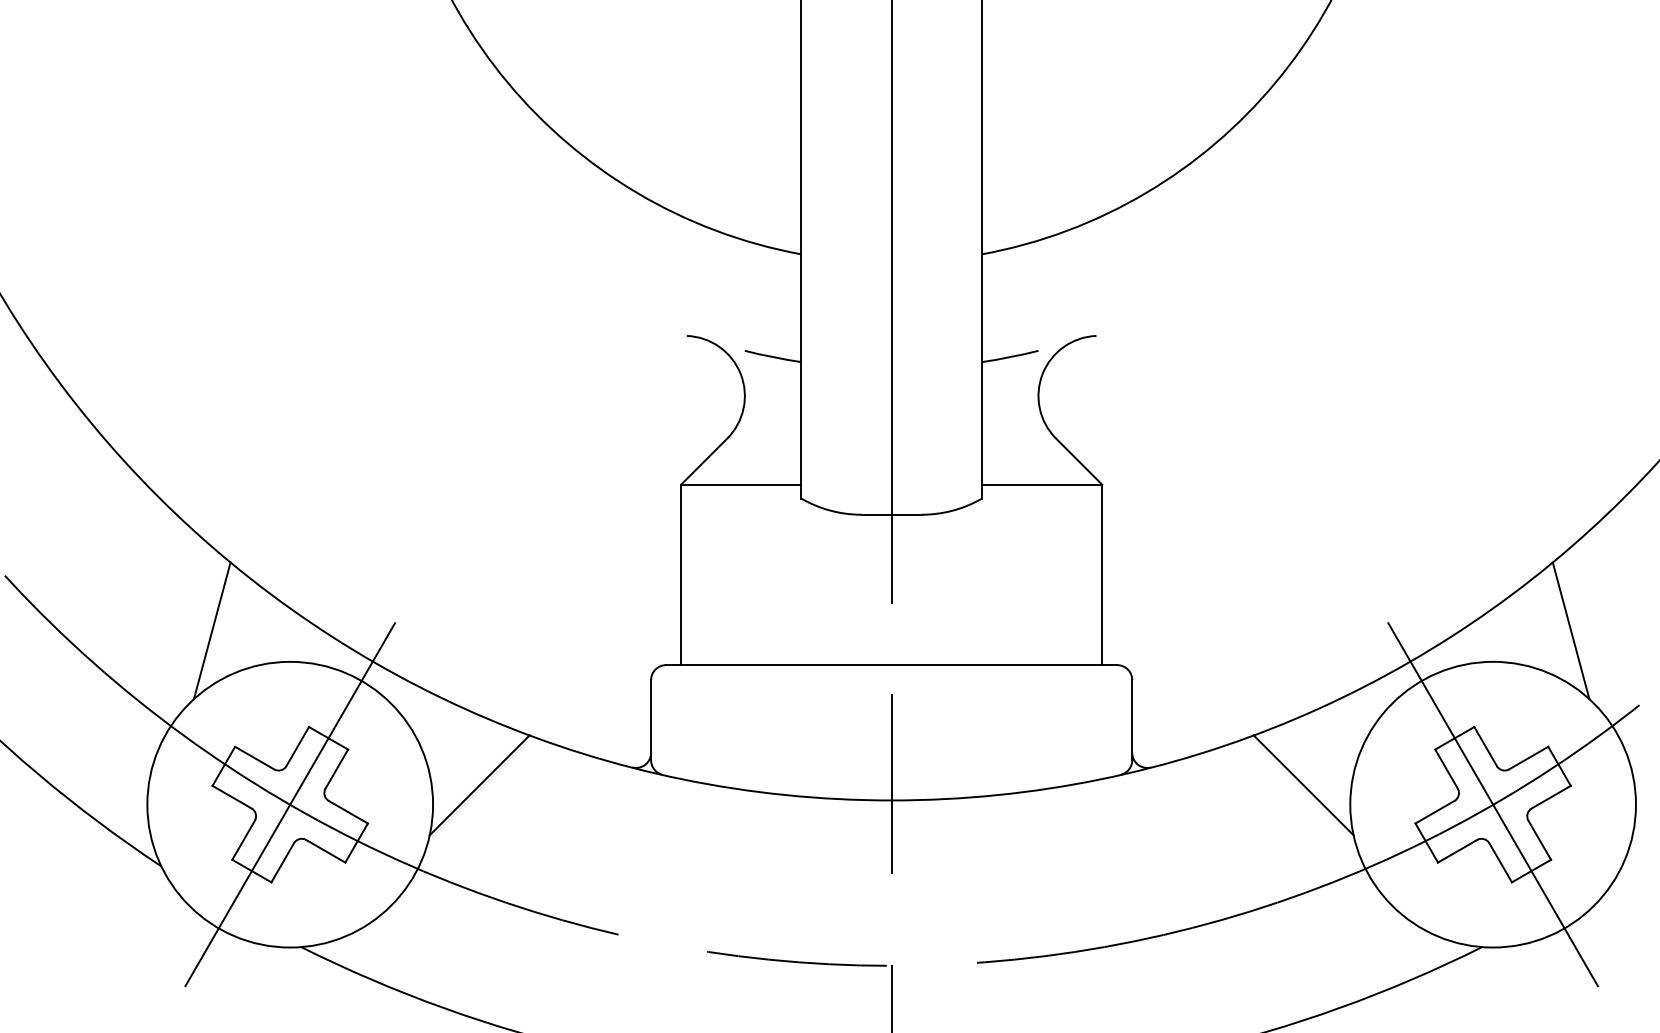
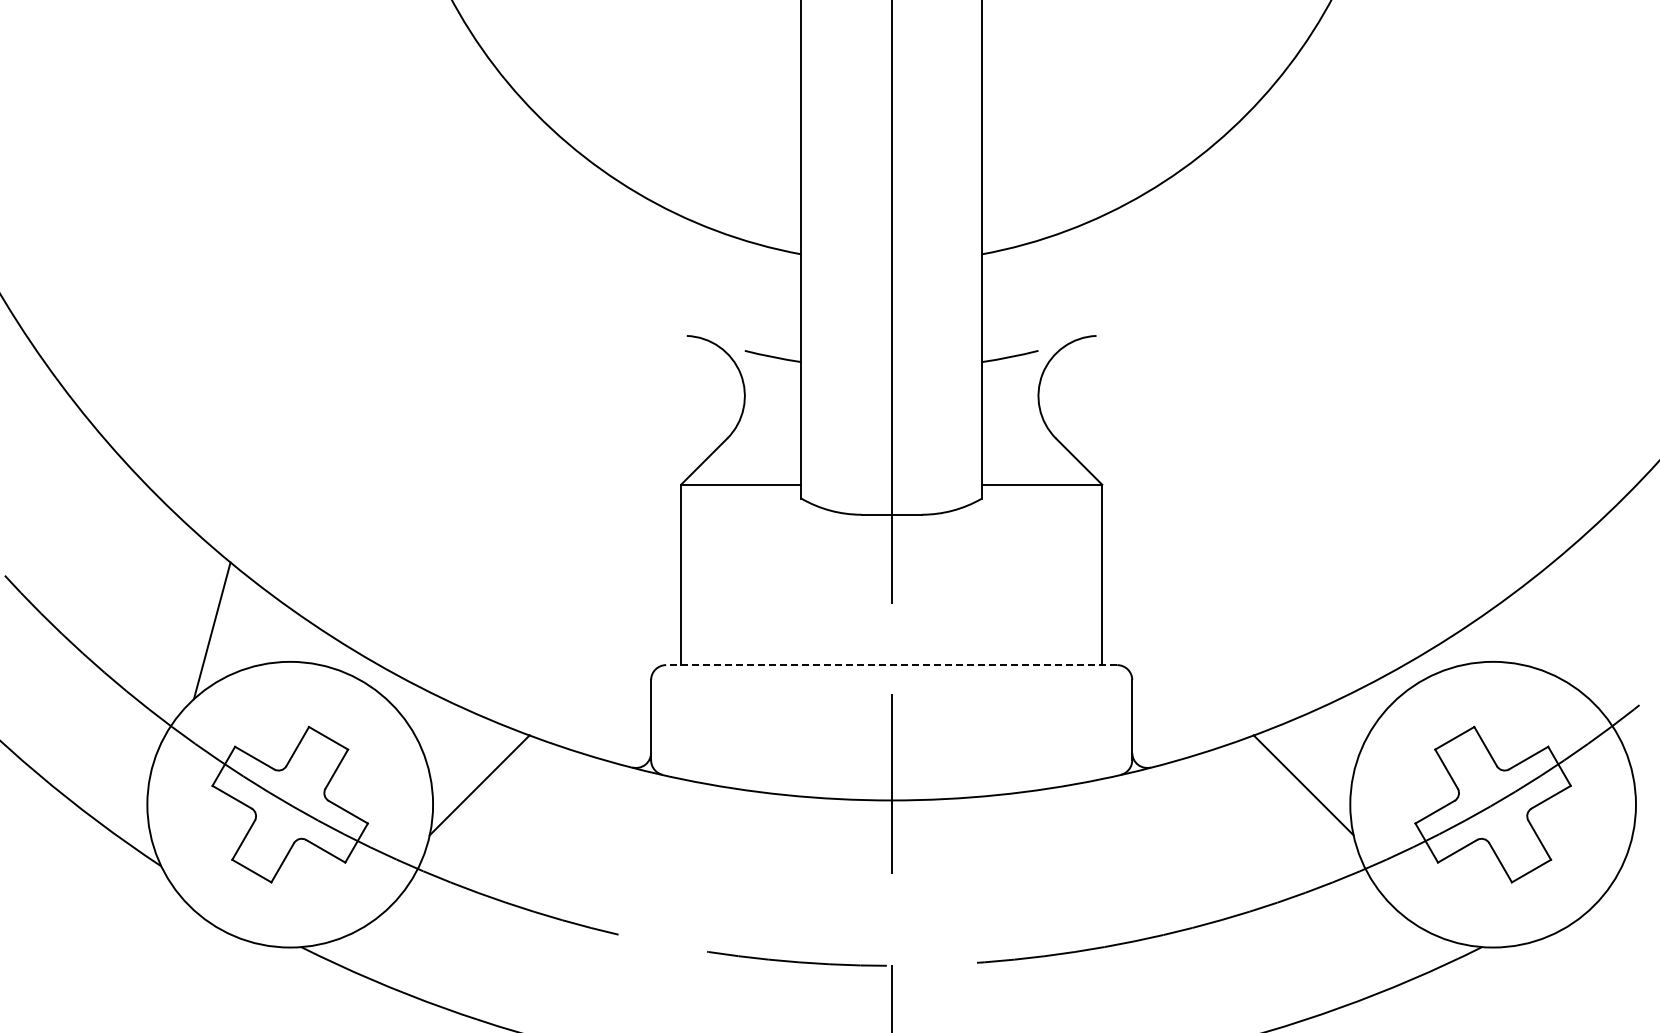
line: present -> none (1570, 630)
line: solid -> dashed (891, 665)
line: present -> none (289, 804)
line: present -> none (1492, 804)
